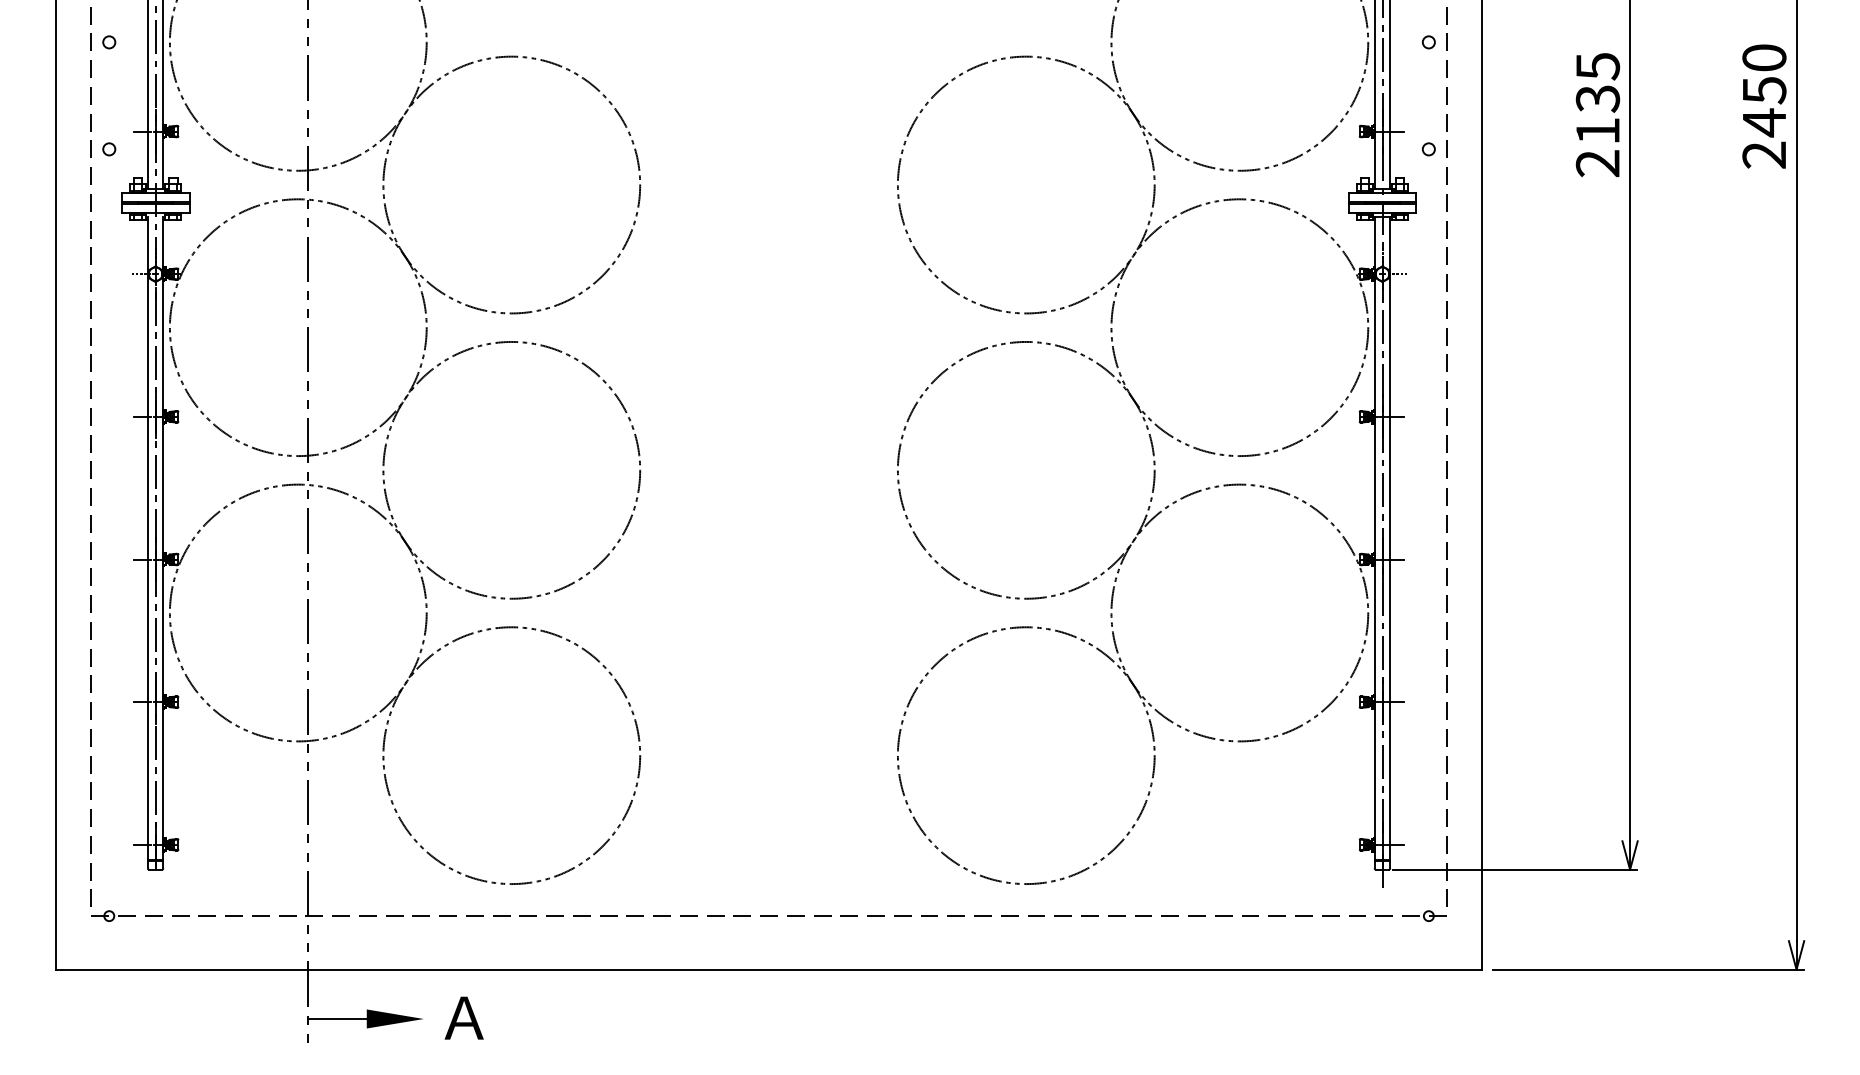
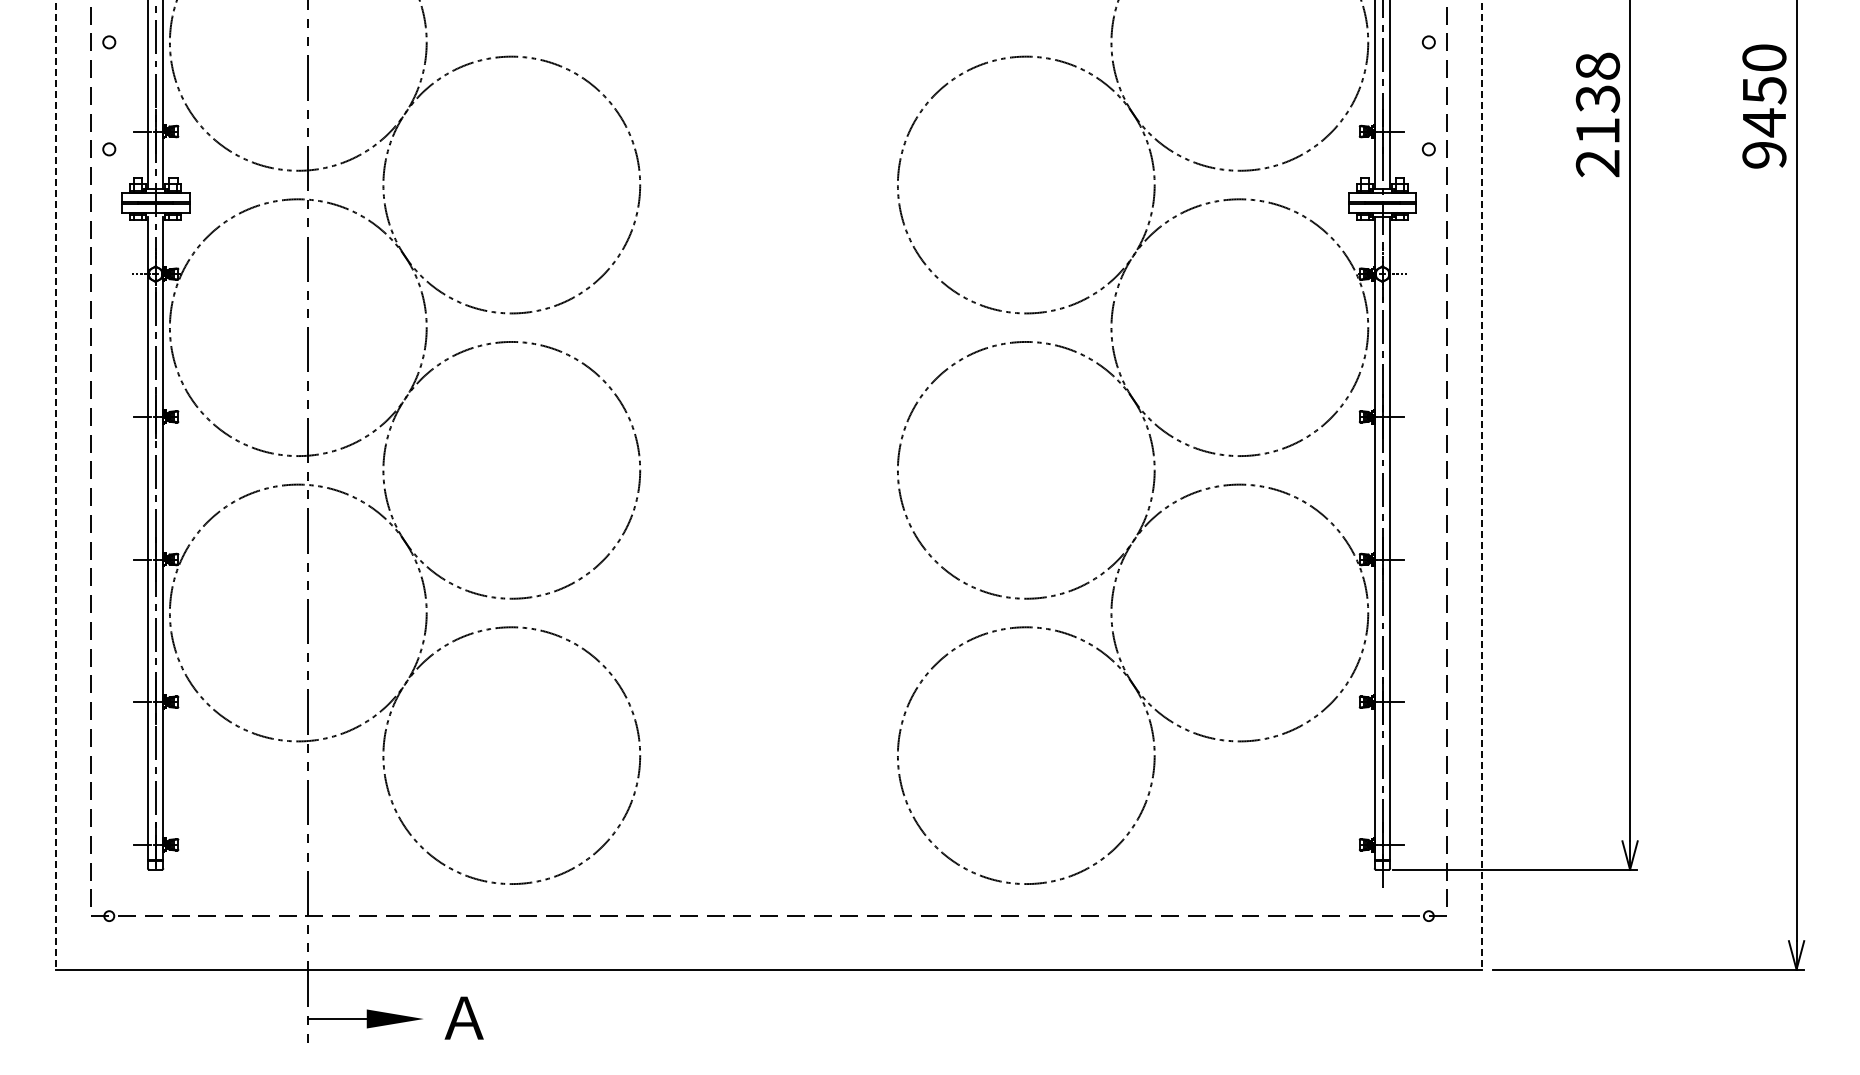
text: 2135 -> 2138 (1598, 66)
text: 2450 -> 9450 (1764, 154)
line: solid -> dashed (55, 485)
line: solid -> dashed (1482, 485)
